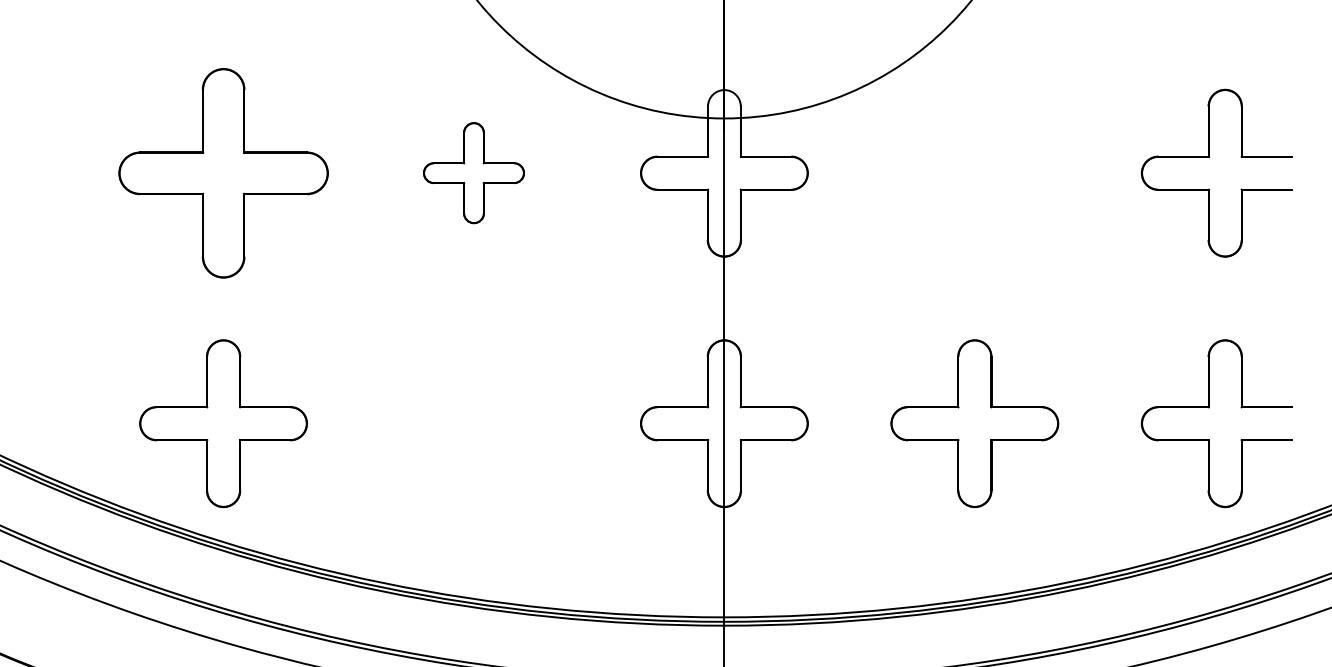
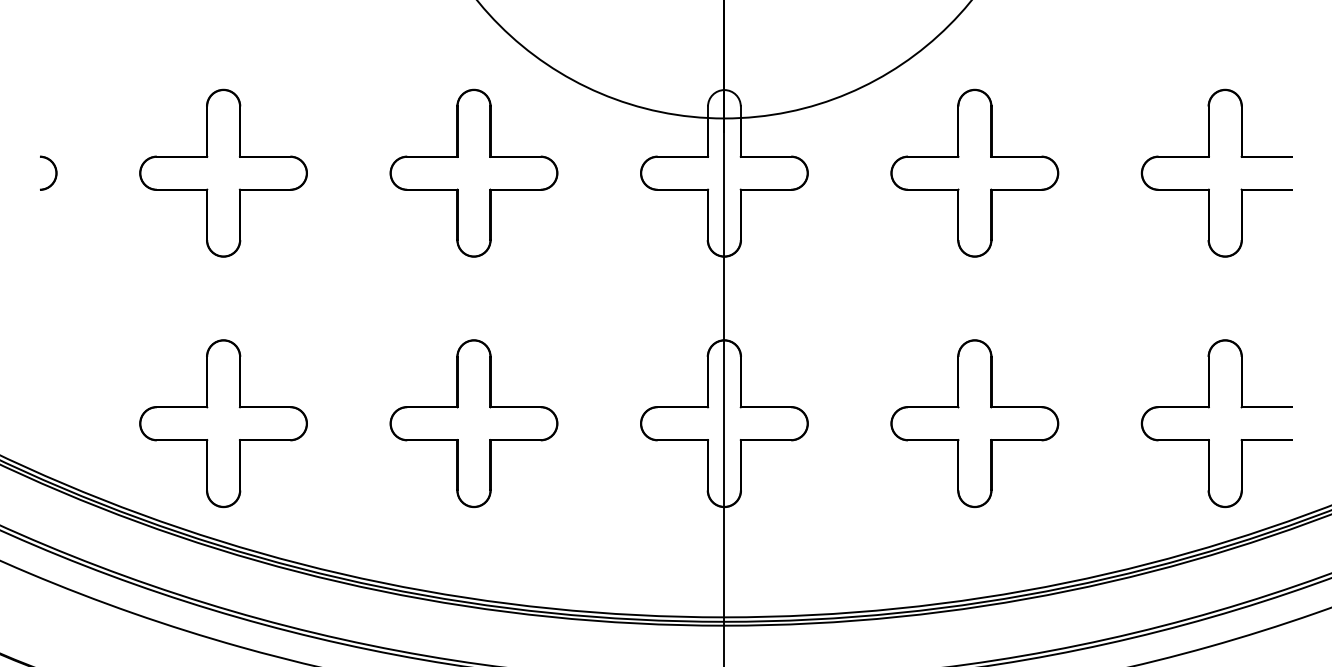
part: none -> present (55, 172)
part: none -> present (974, 172)
part size: 211x211 px -> 169x170 px (223, 172)
part size: 102x103 px -> 170x170 px (473, 172)
part: none -> present (473, 423)
